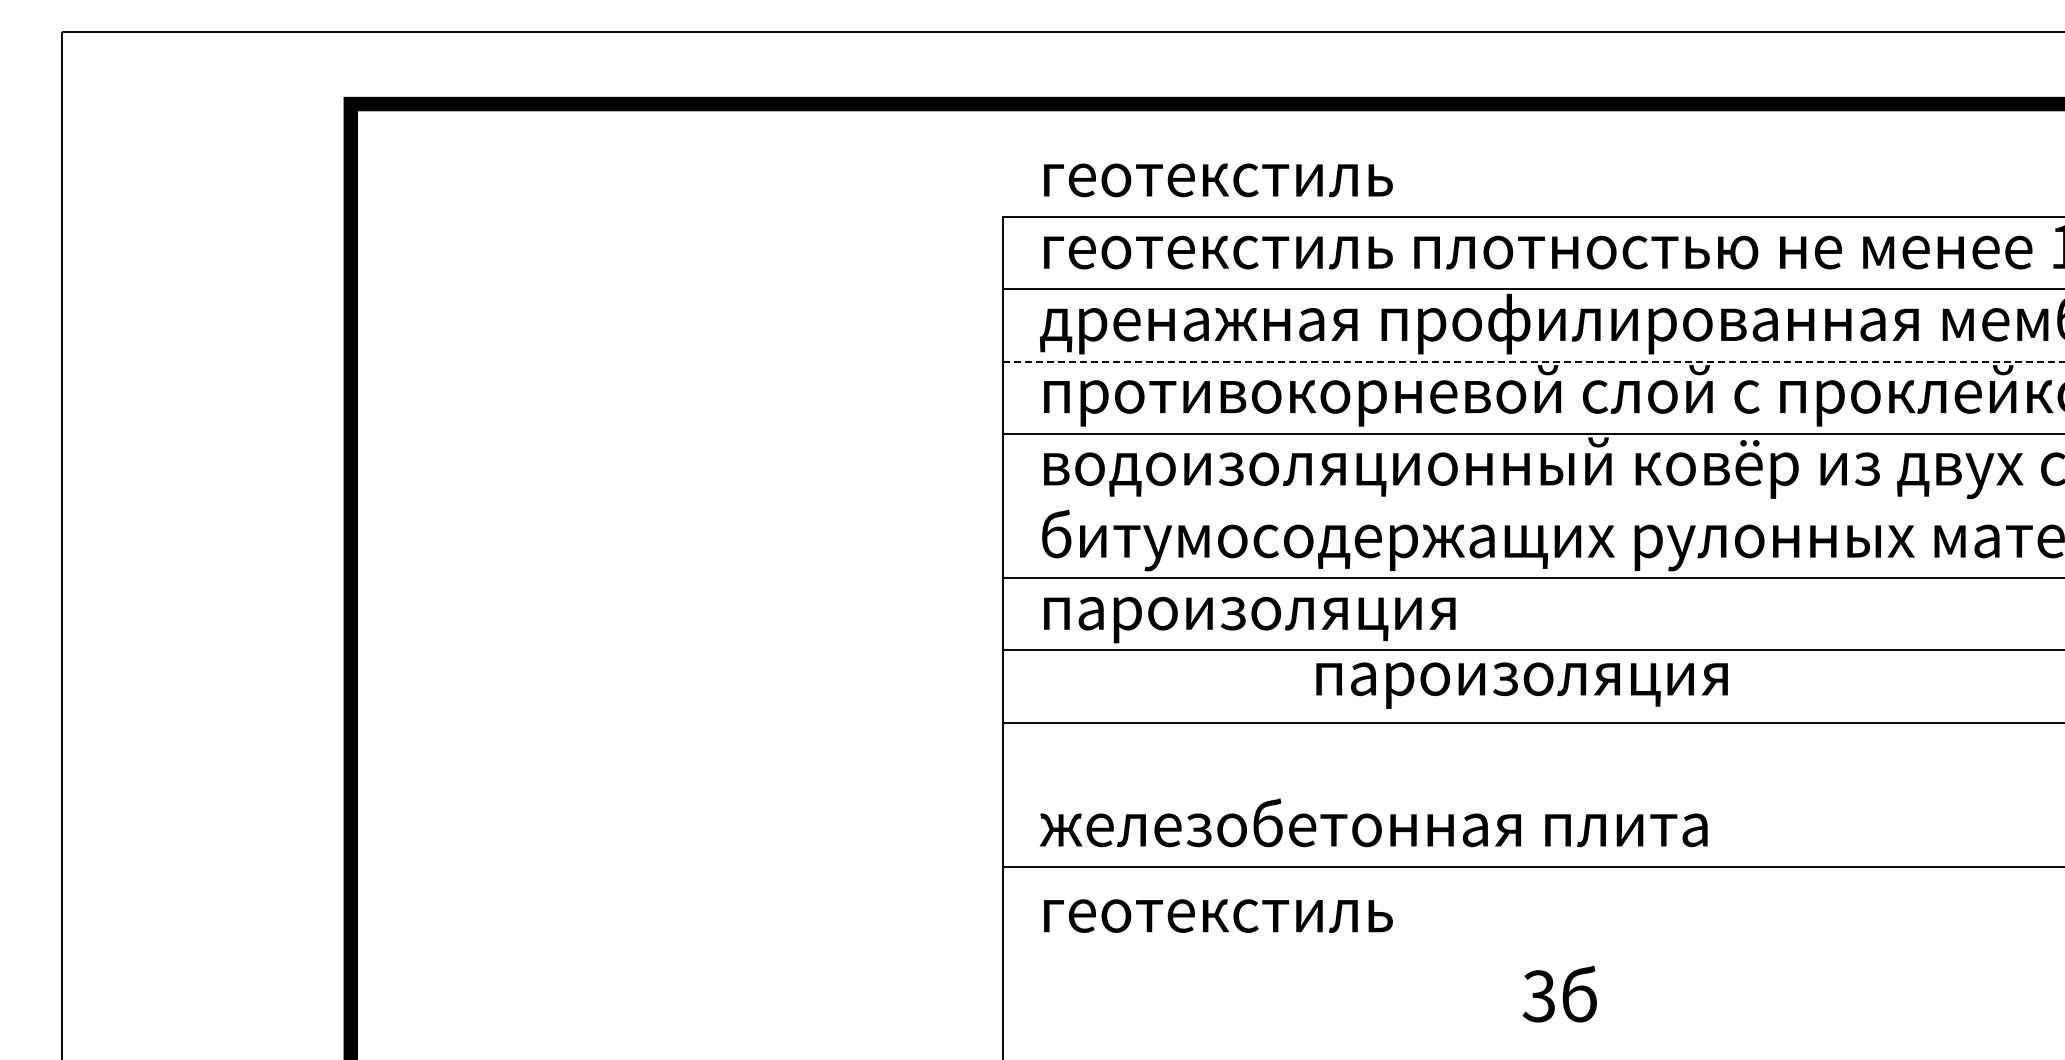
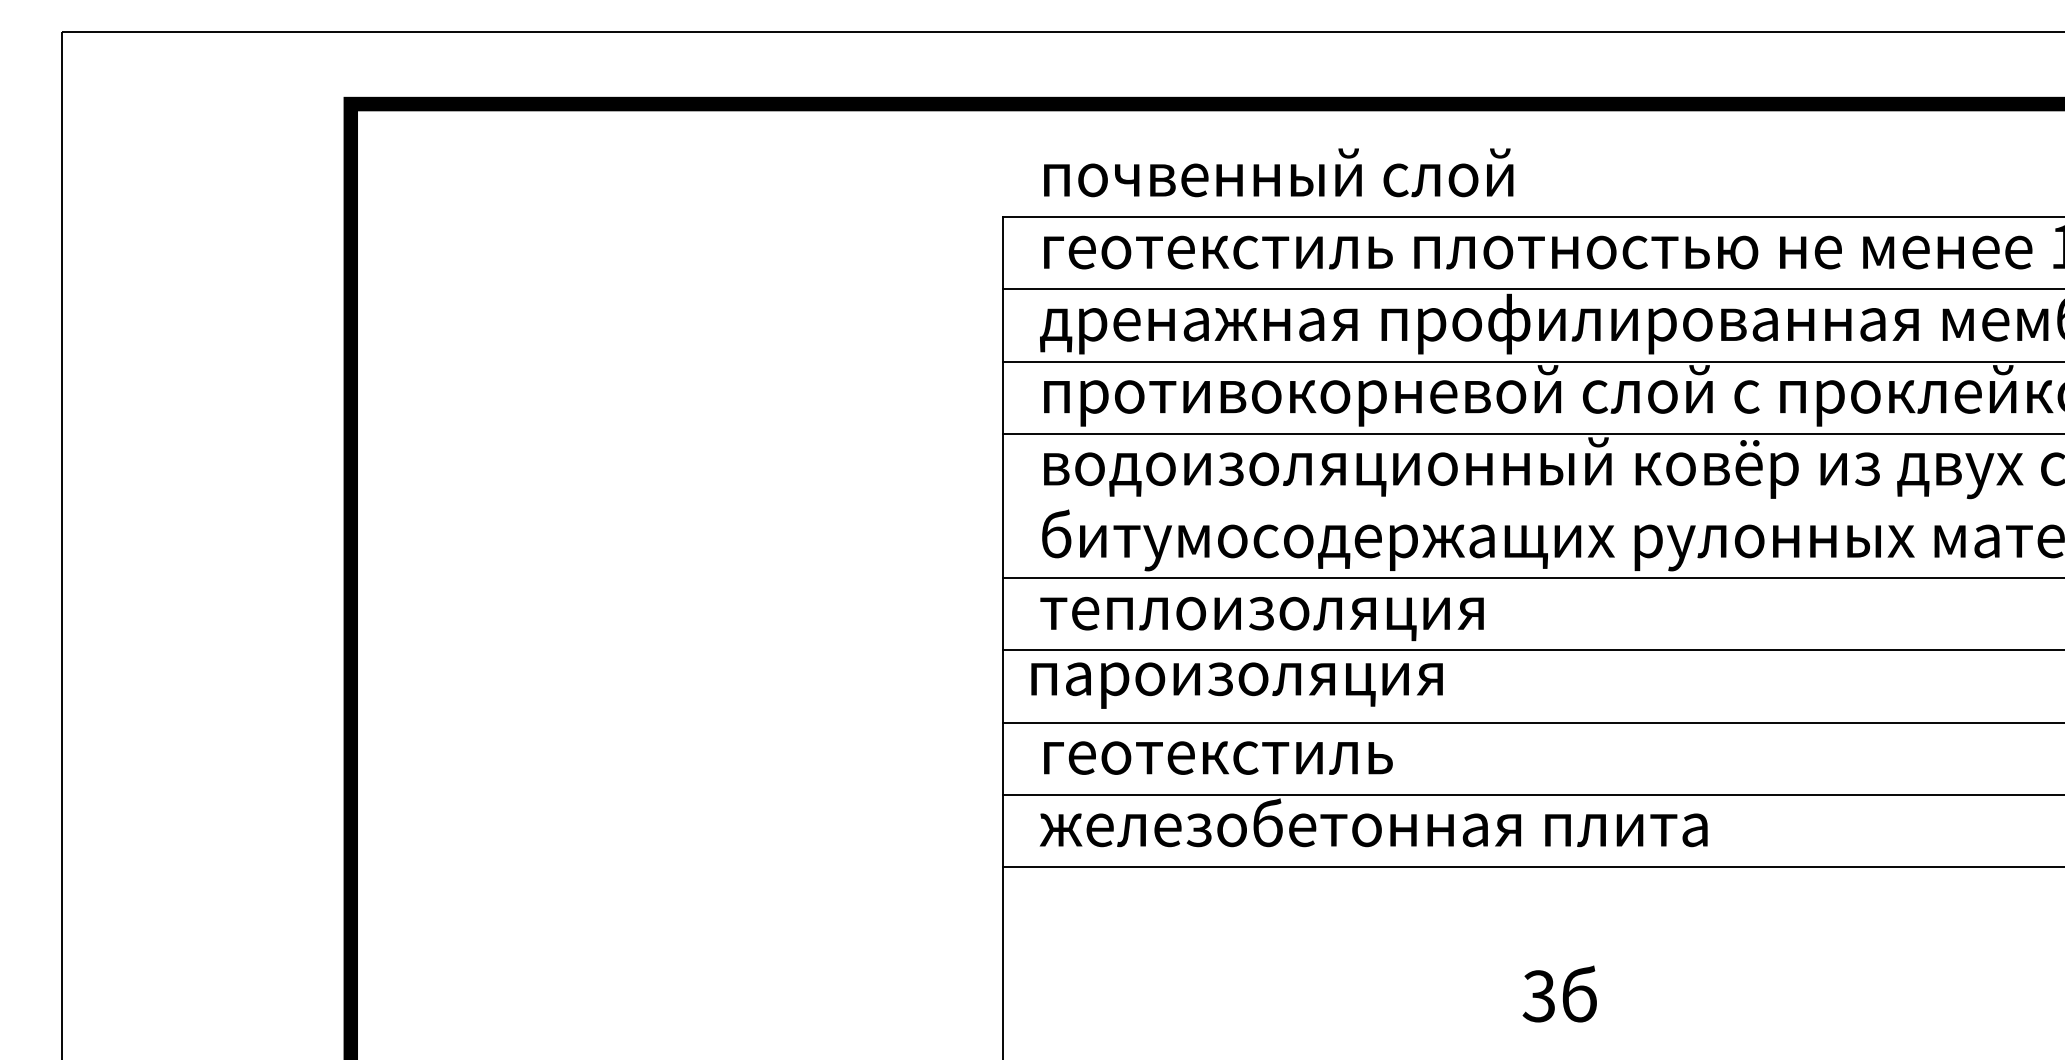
text: геотекстиль -> почвенный слой (1288, 172)
line: dashed -> solid (1534, 361)
text: пароизоляция -> теплоизоляция (1261, 619)
text position: (1521, 685) -> (1236, 685) (1236, 685)
line: none -> present (1532, 794)
text position: (1218, 915) -> (1218, 757) (1218, 757)
